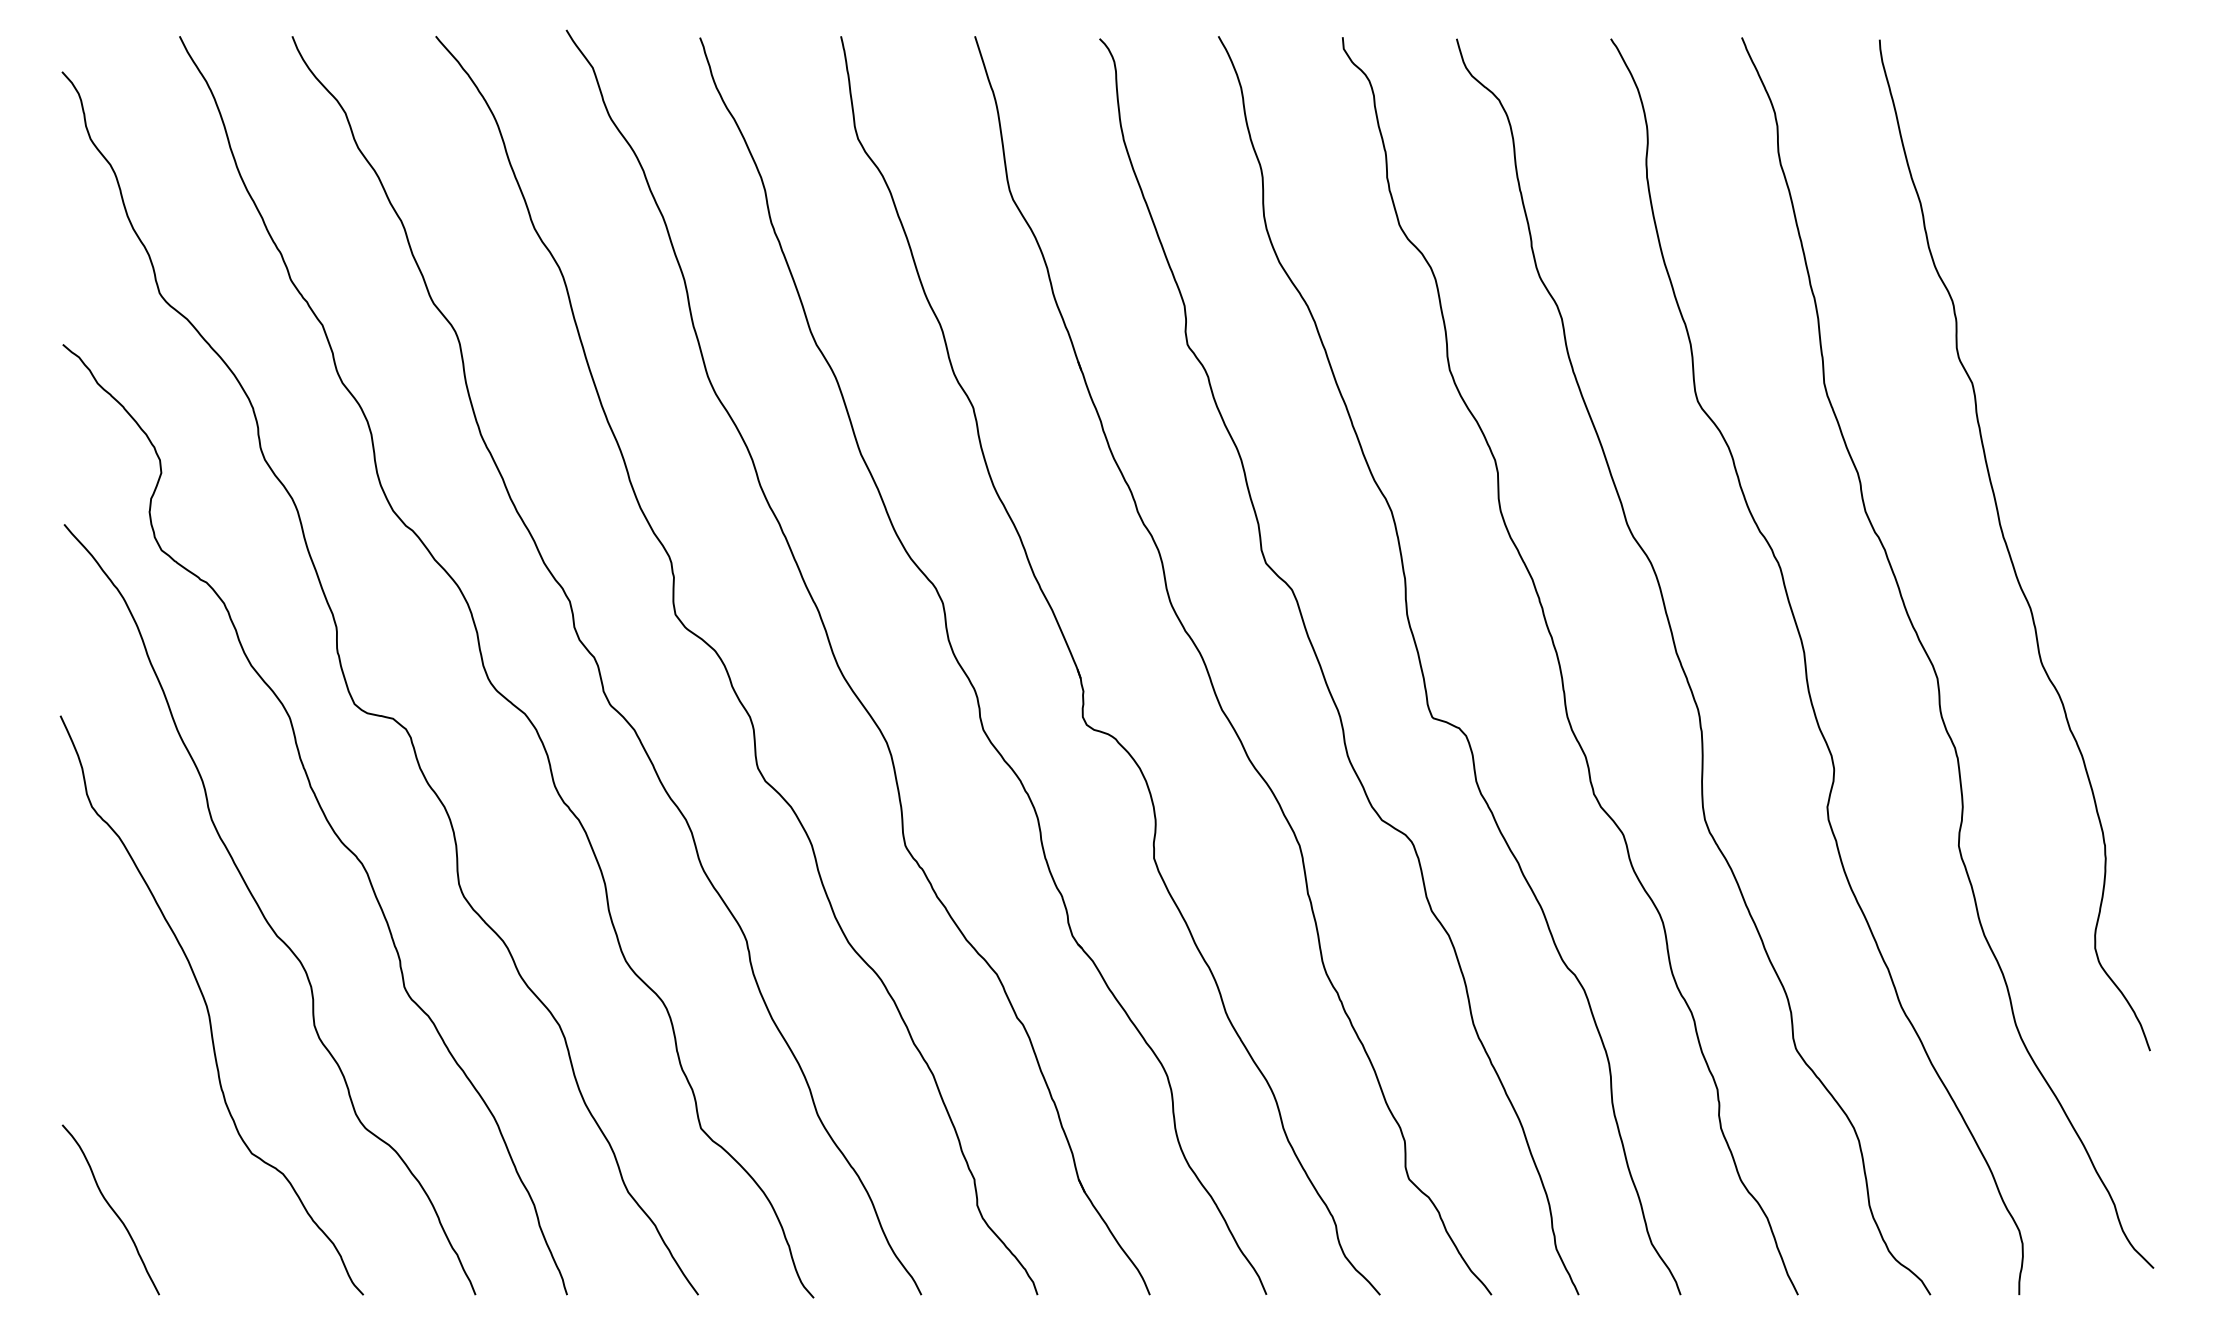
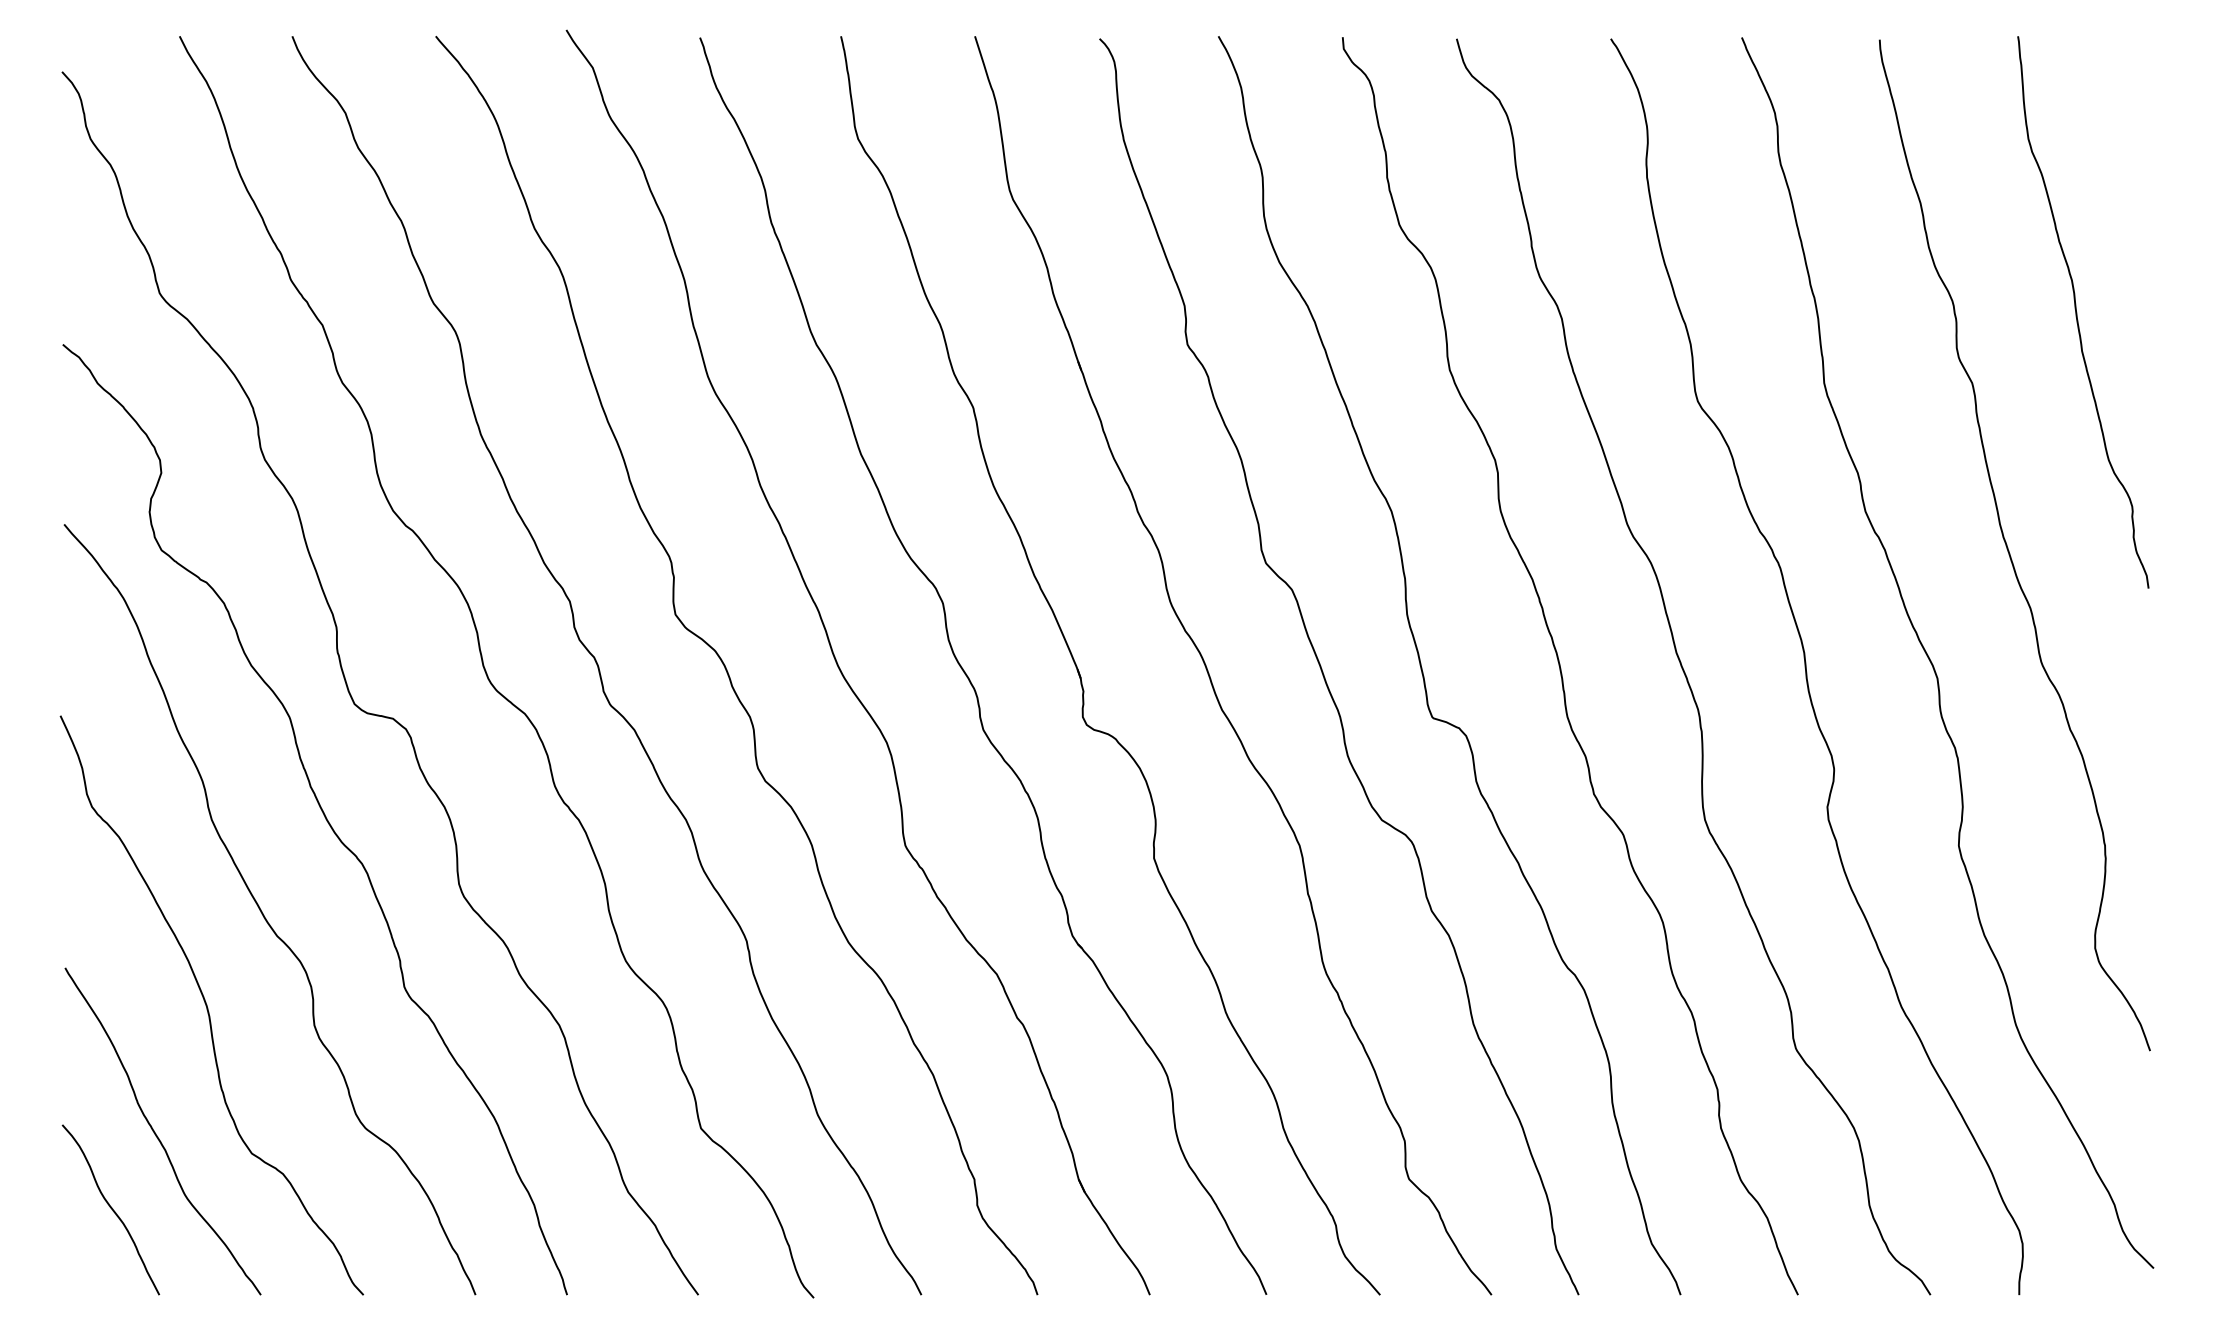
curve: none -> present (2077, 312)
curve: none -> present (156, 1133)
